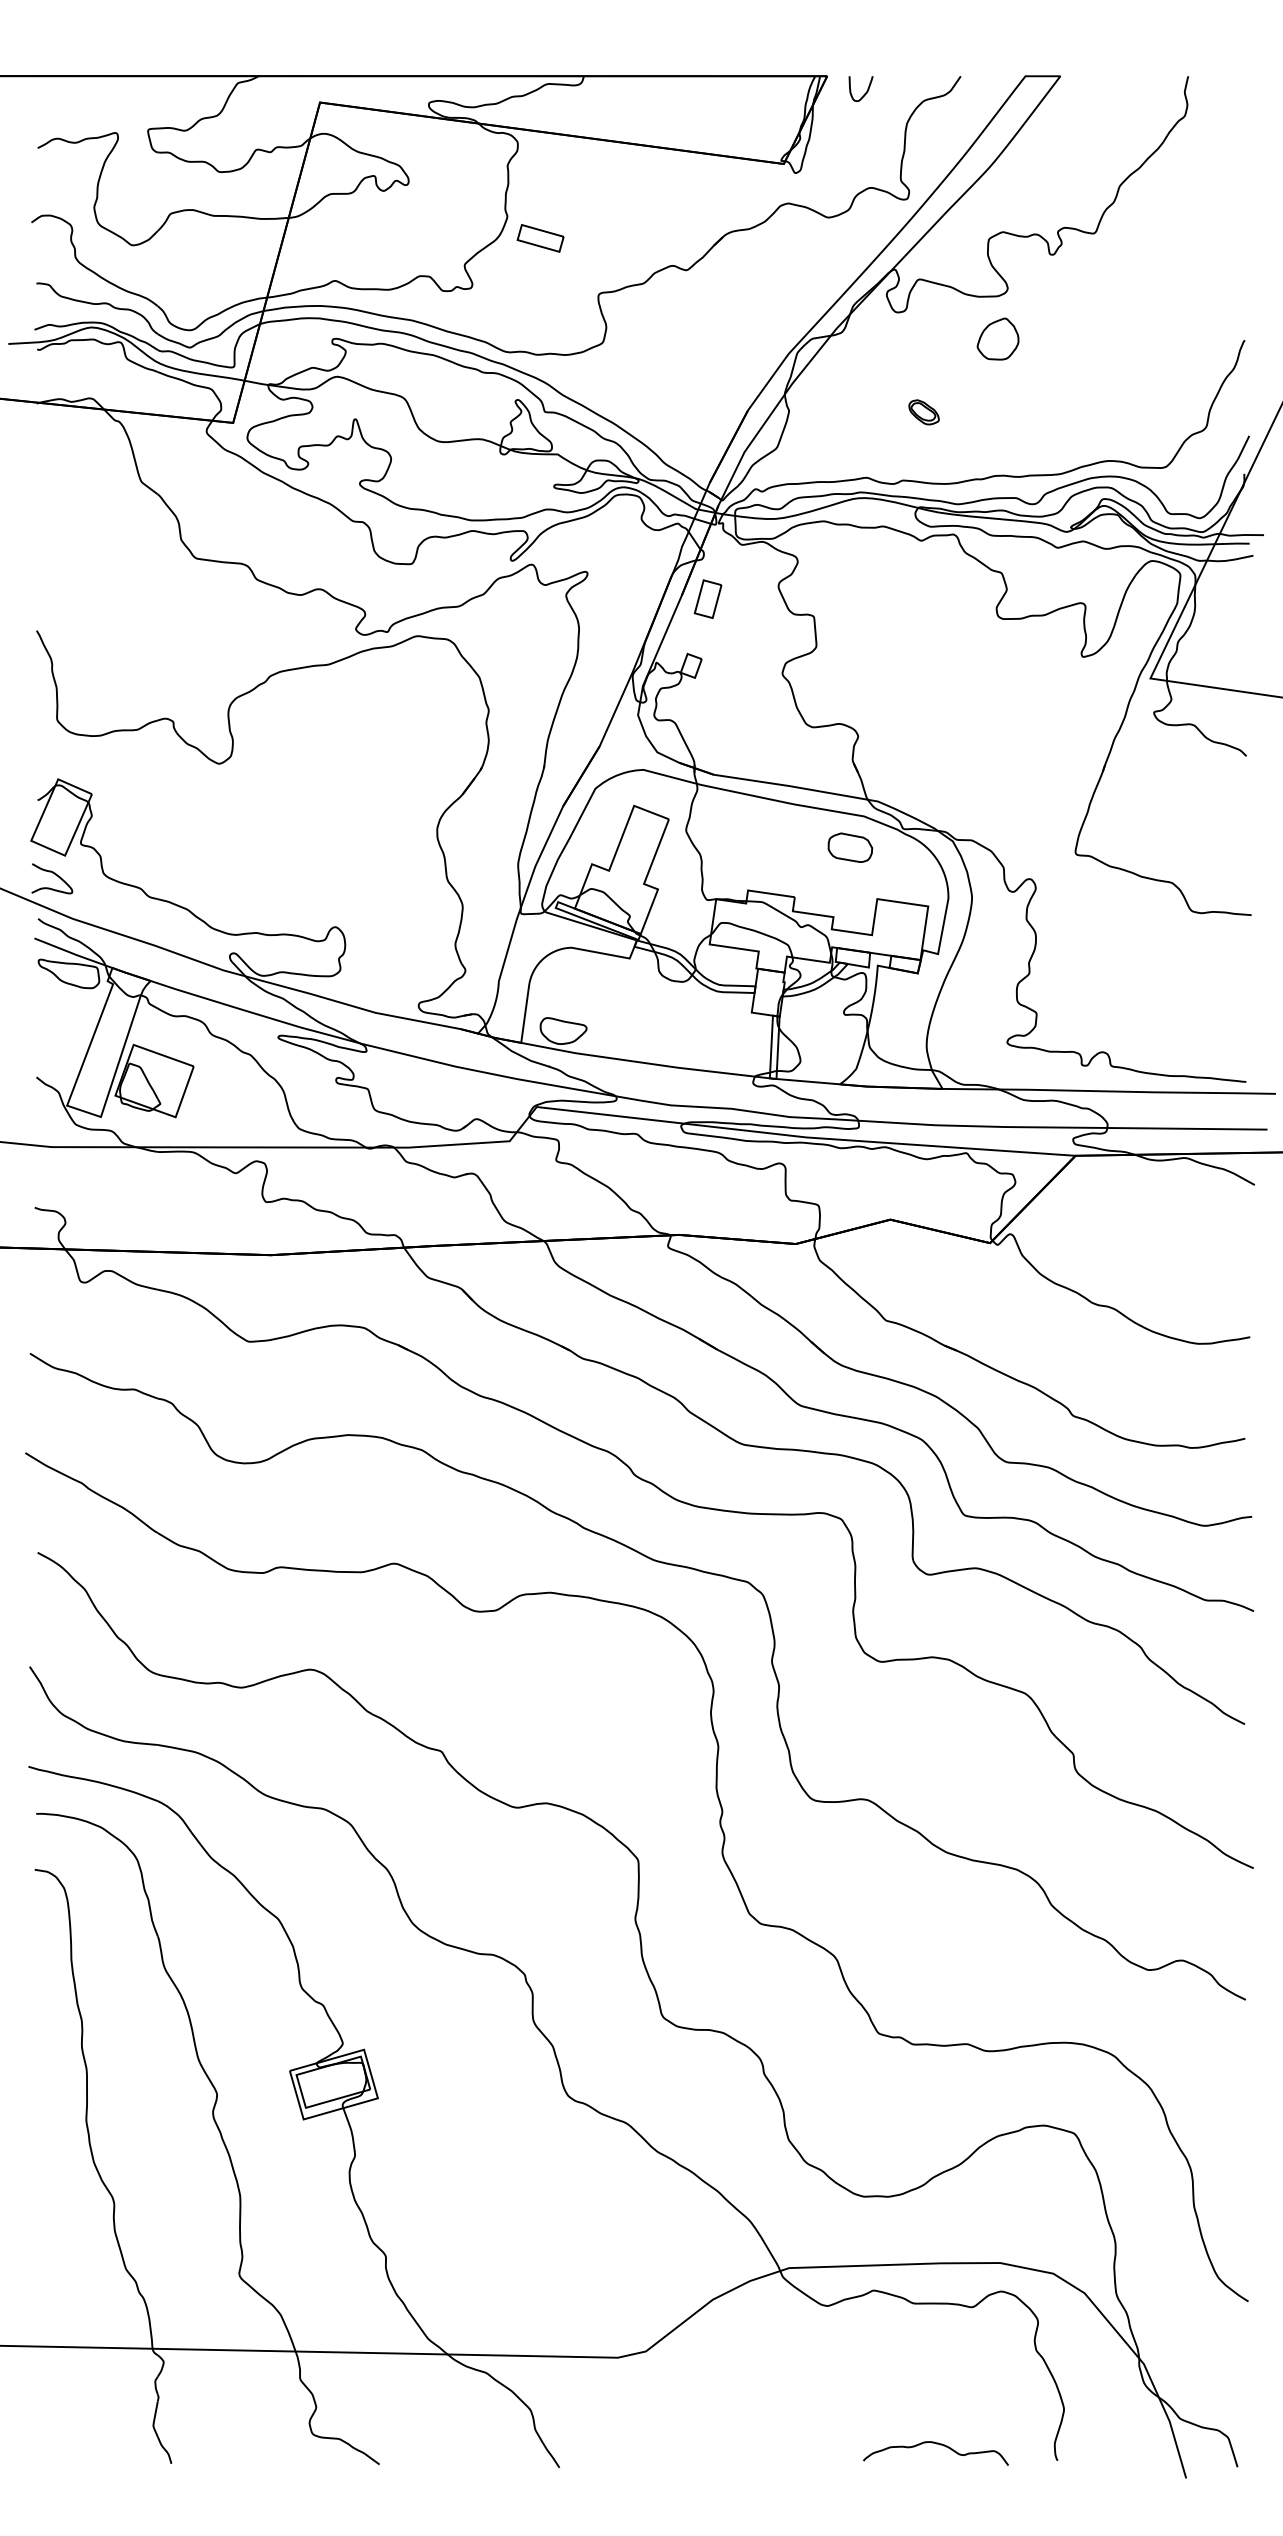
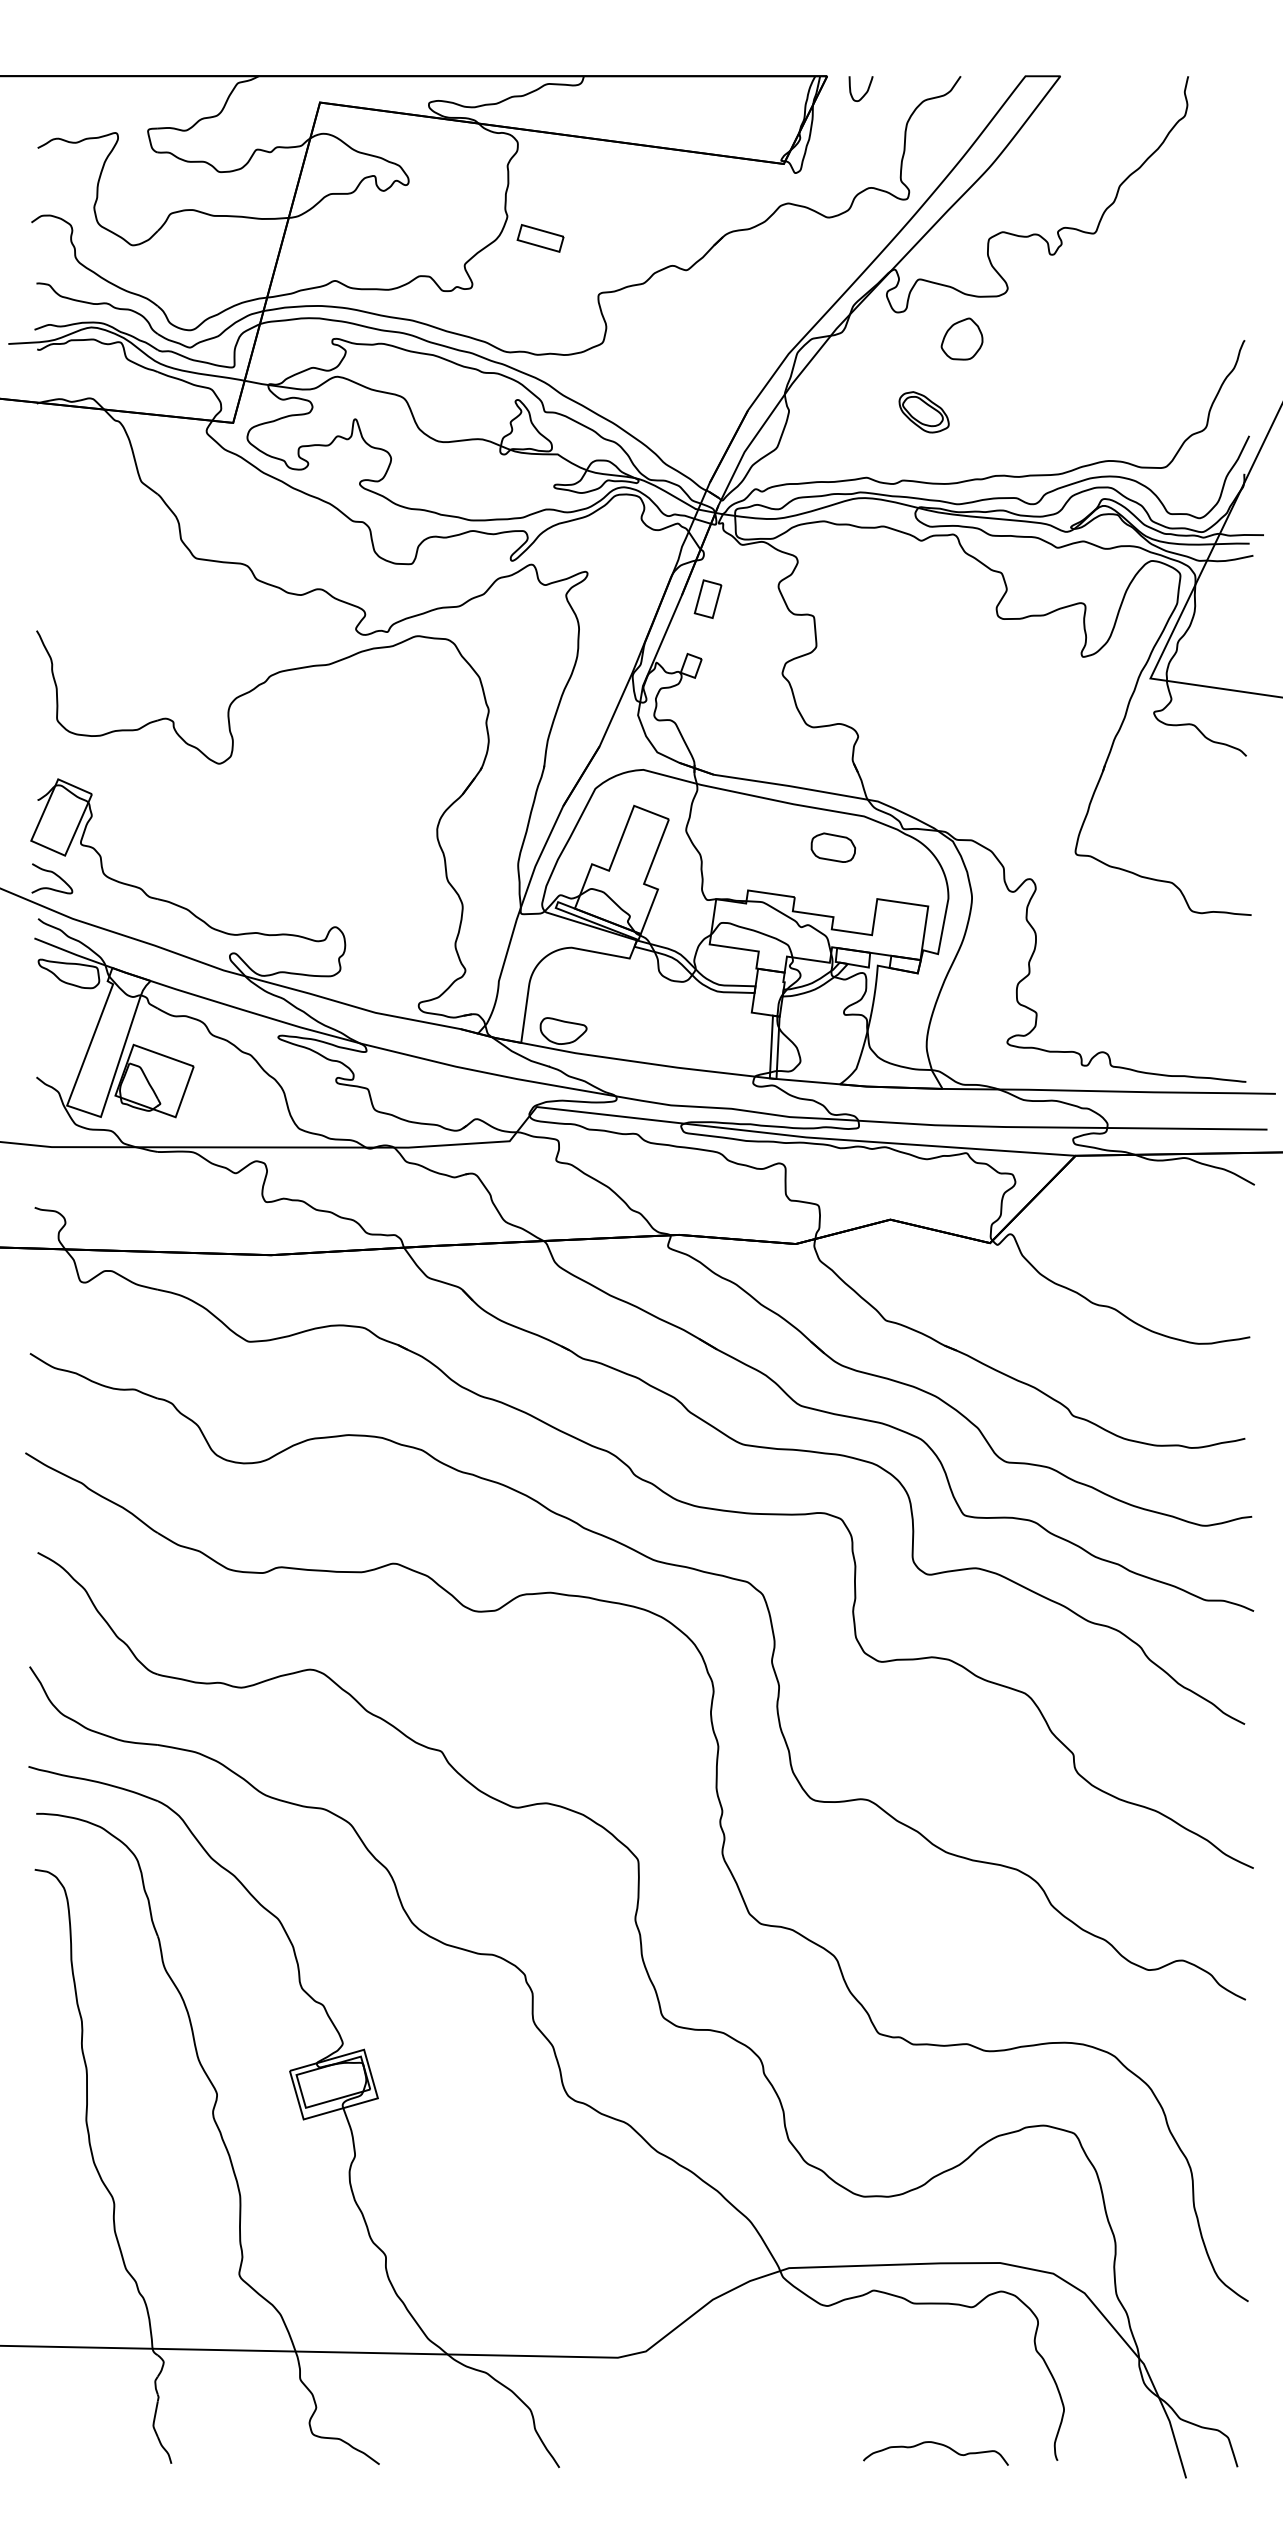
part position: (997, 338) -> (961, 338) (961, 338)
part size: 32x27 px -> 52x43 px (923, 412)
part position: (850, 847) -> (833, 847) (833, 847)
